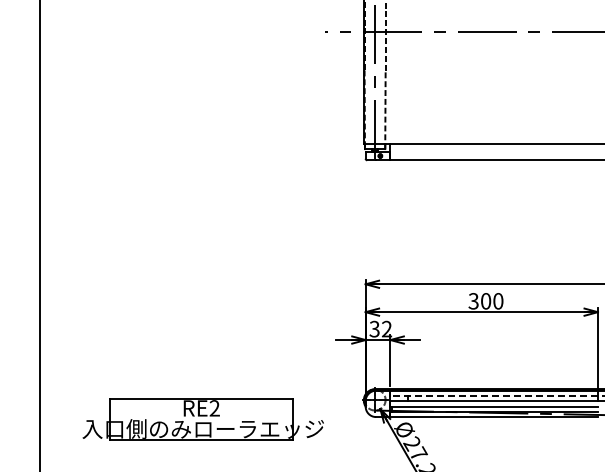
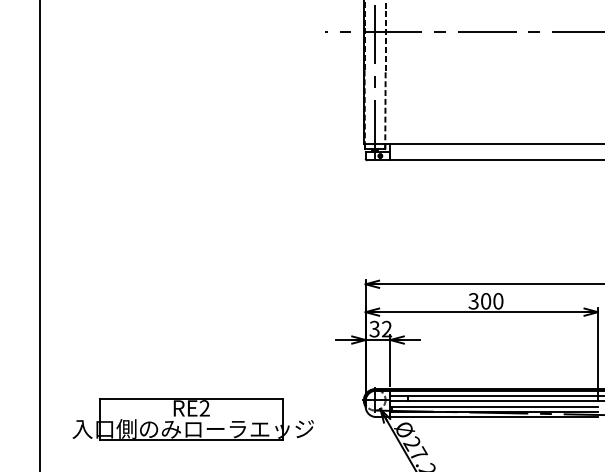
line: dashed -> solid (497, 395)
part position: (202, 419) -> (192, 419) (192, 419)
